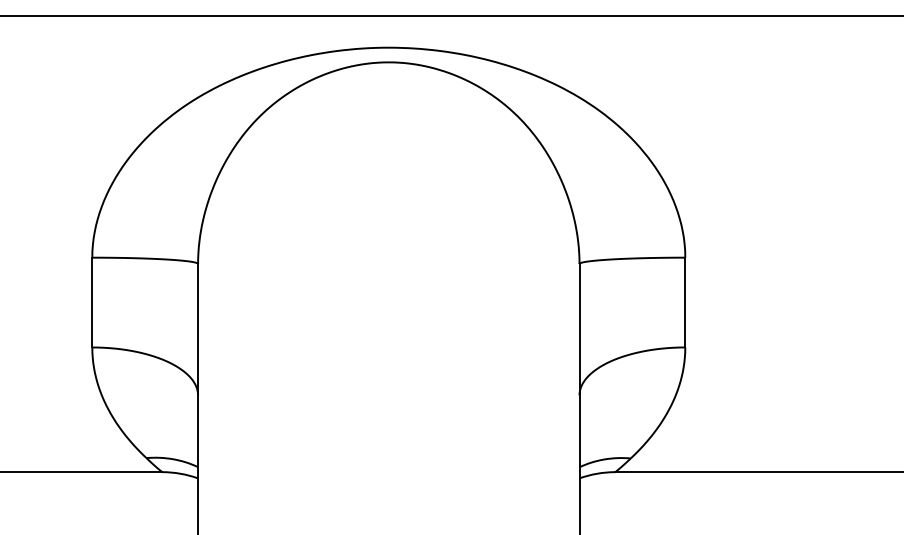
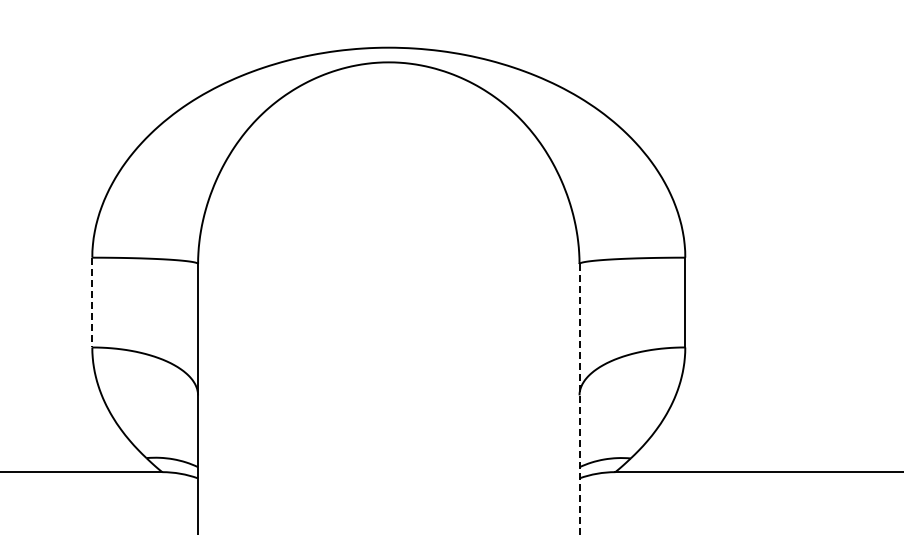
line: present -> none (451, 16)
line: solid -> dashed (92, 302)
line: solid -> dashed (579, 399)
